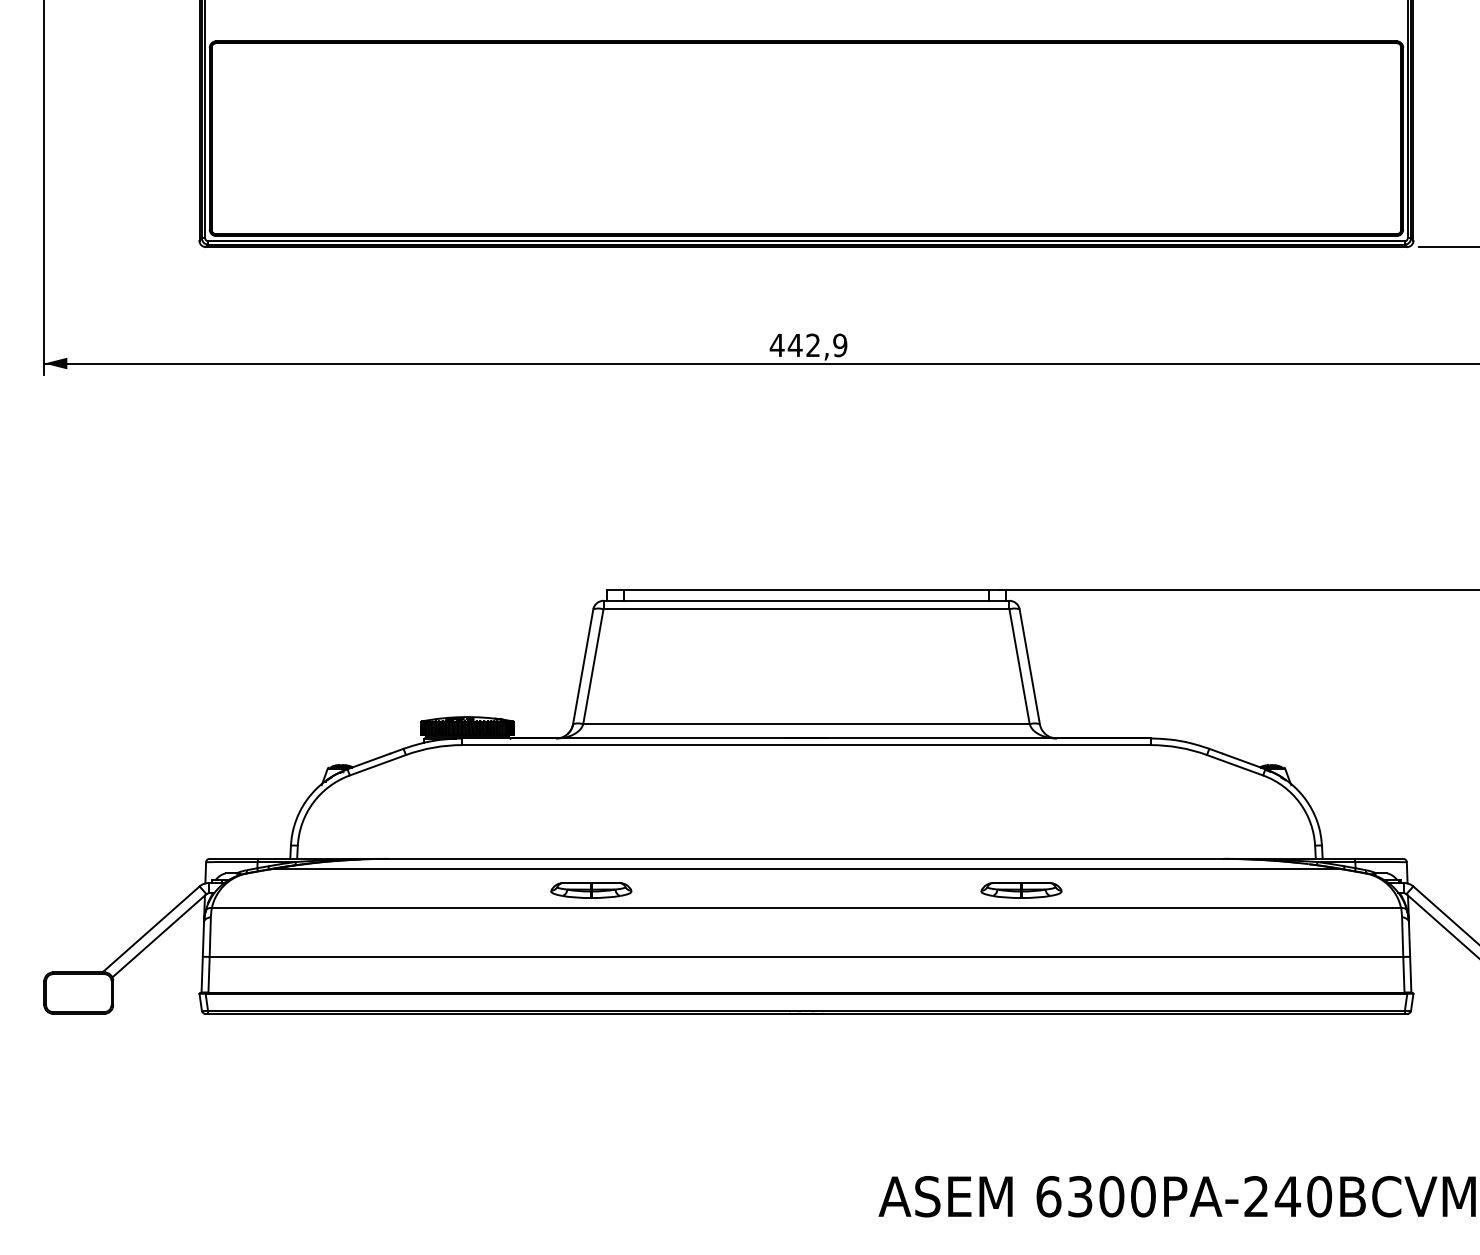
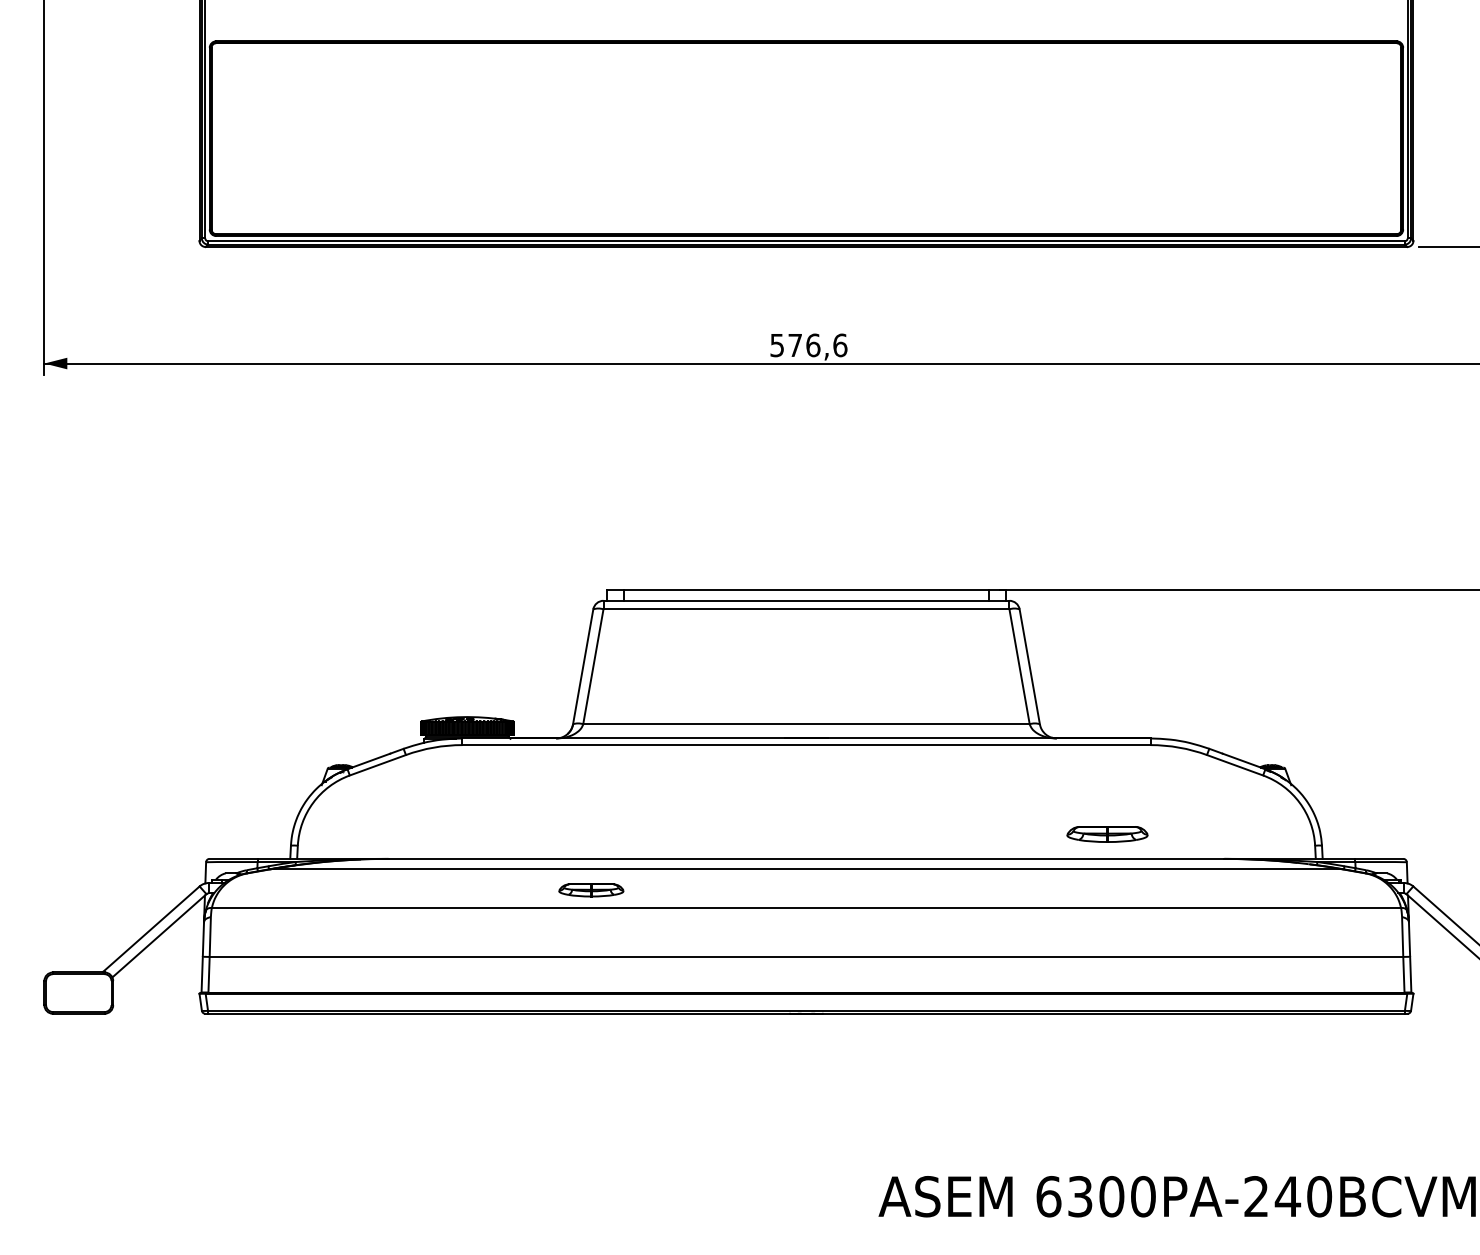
text: 442,9 -> 576,6 (808, 345)
part size: 83x17 px -> 67x15 px (591, 890)
part position: (1021, 890) -> (1107, 834) (1107, 834)
